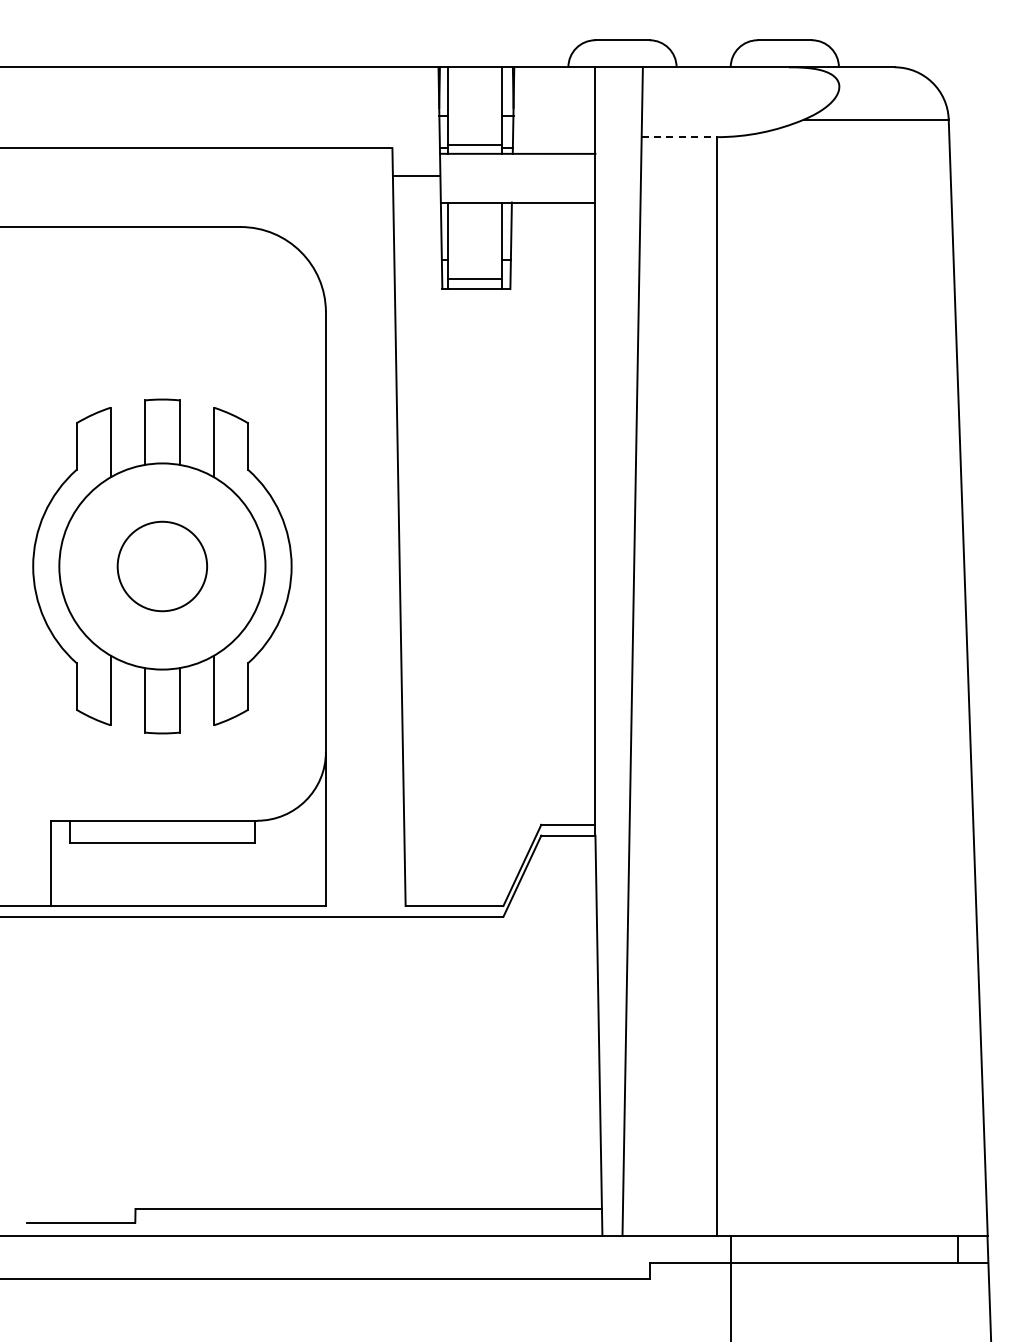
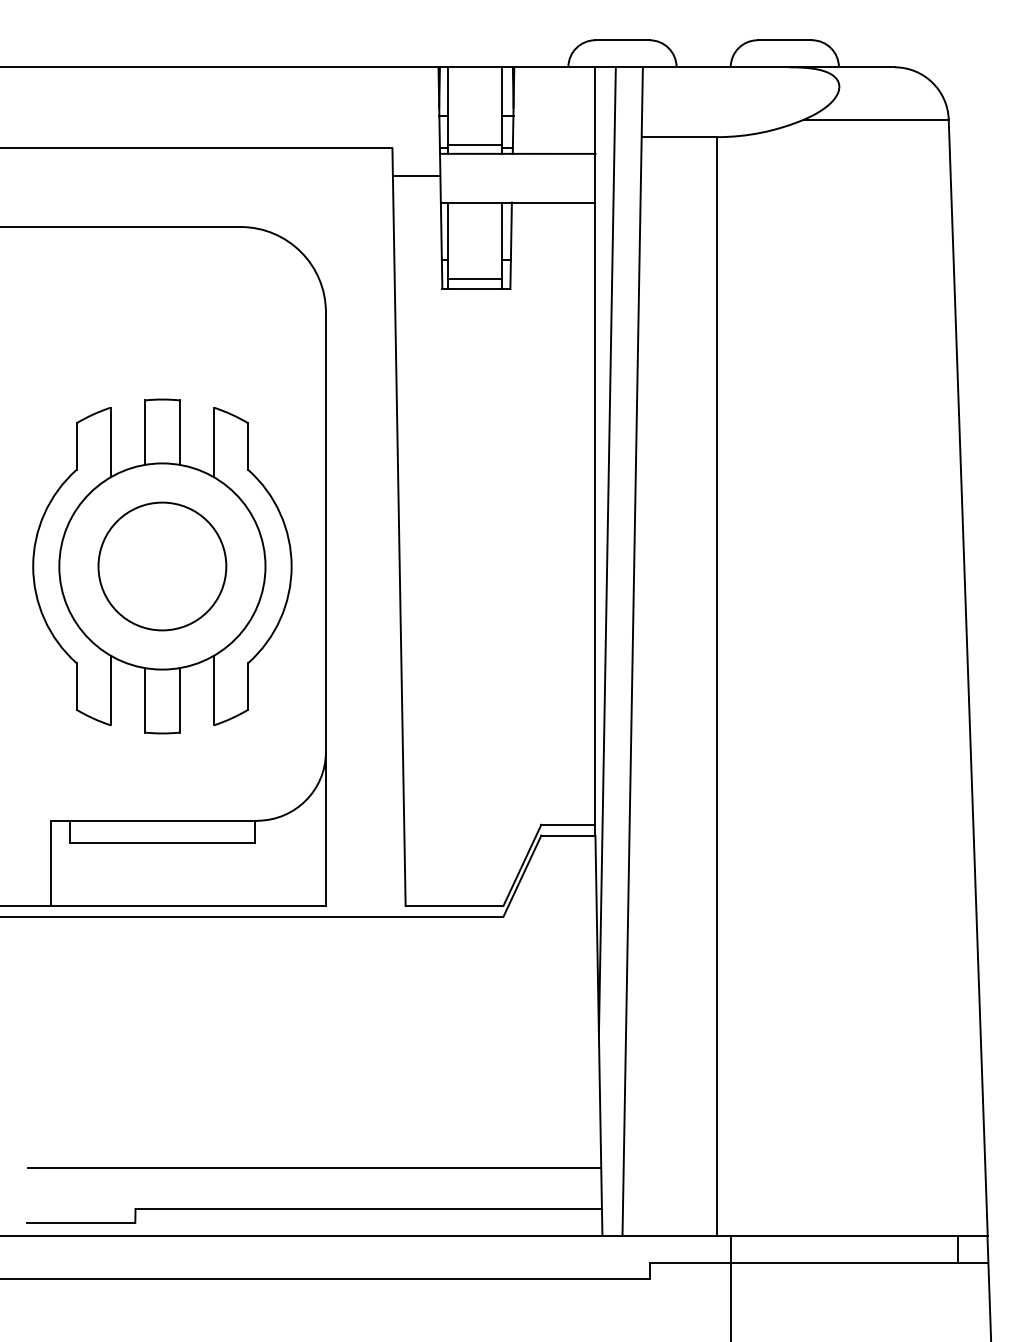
line: dashed -> solid (679, 137)
line: none -> present (606, 551)
circle diameter: 89 px -> 128 px (162, 566)
line: none -> present (314, 1168)
